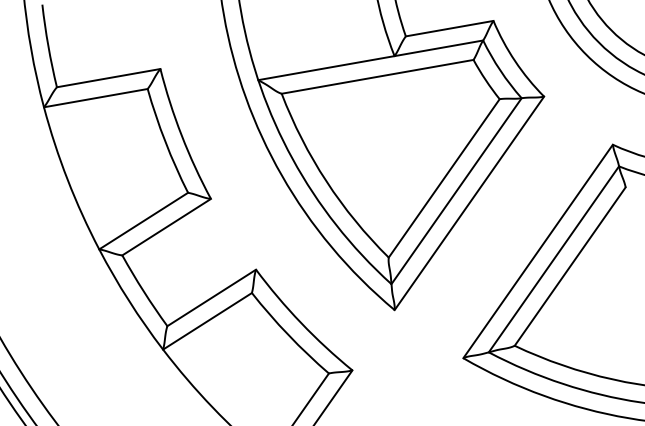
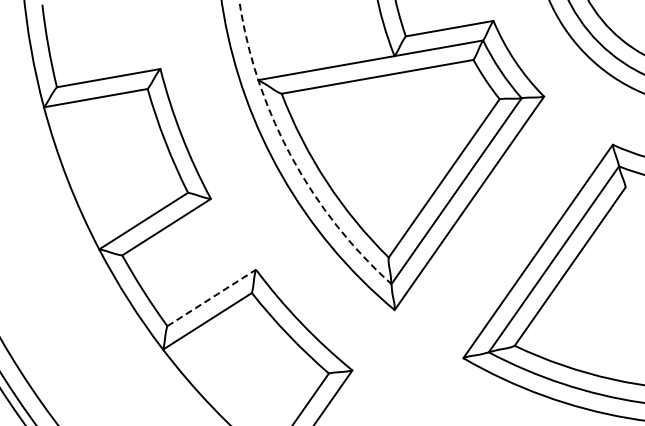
arc: solid -> dashed (290, 155)
line: solid -> dashed (211, 297)
